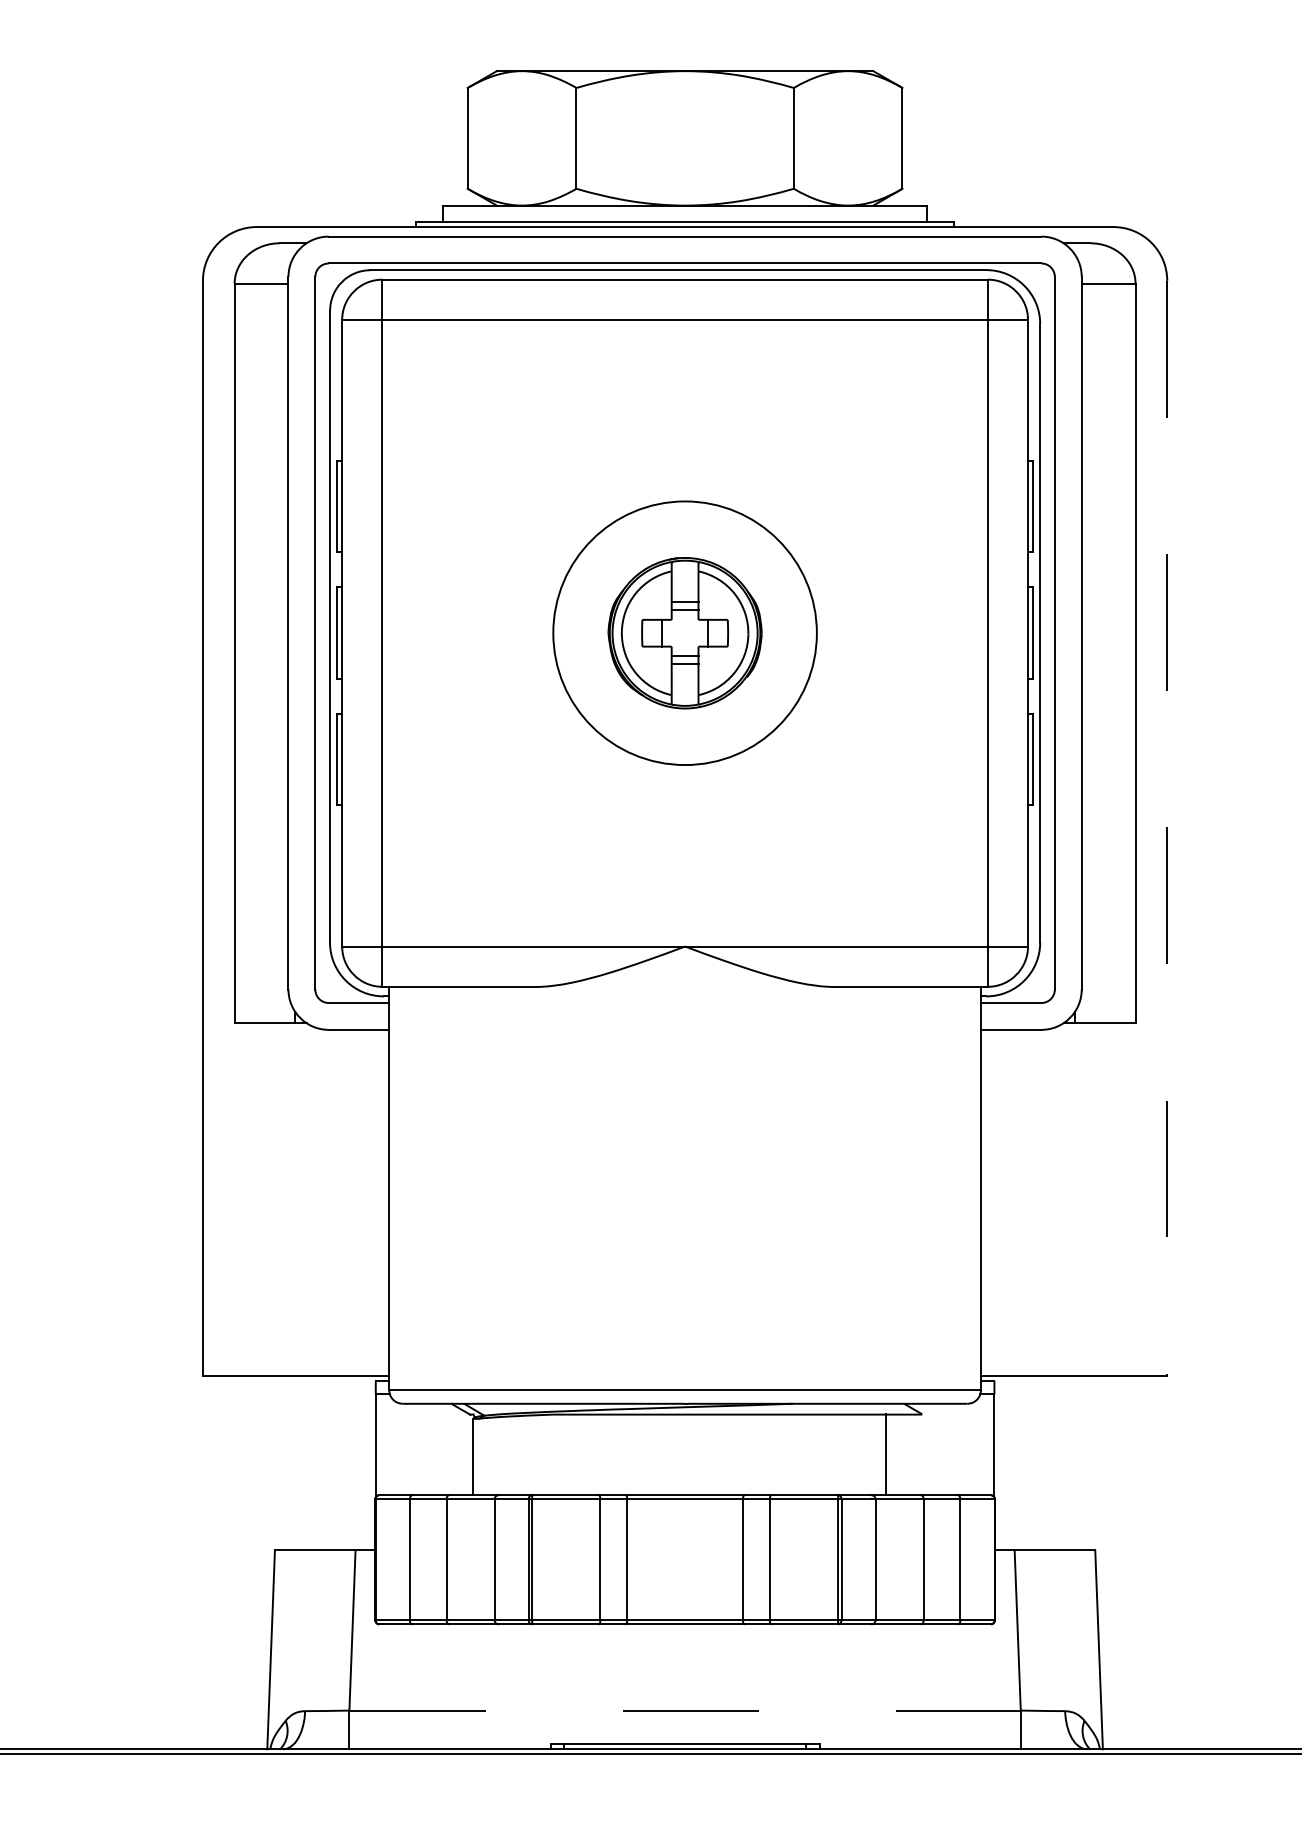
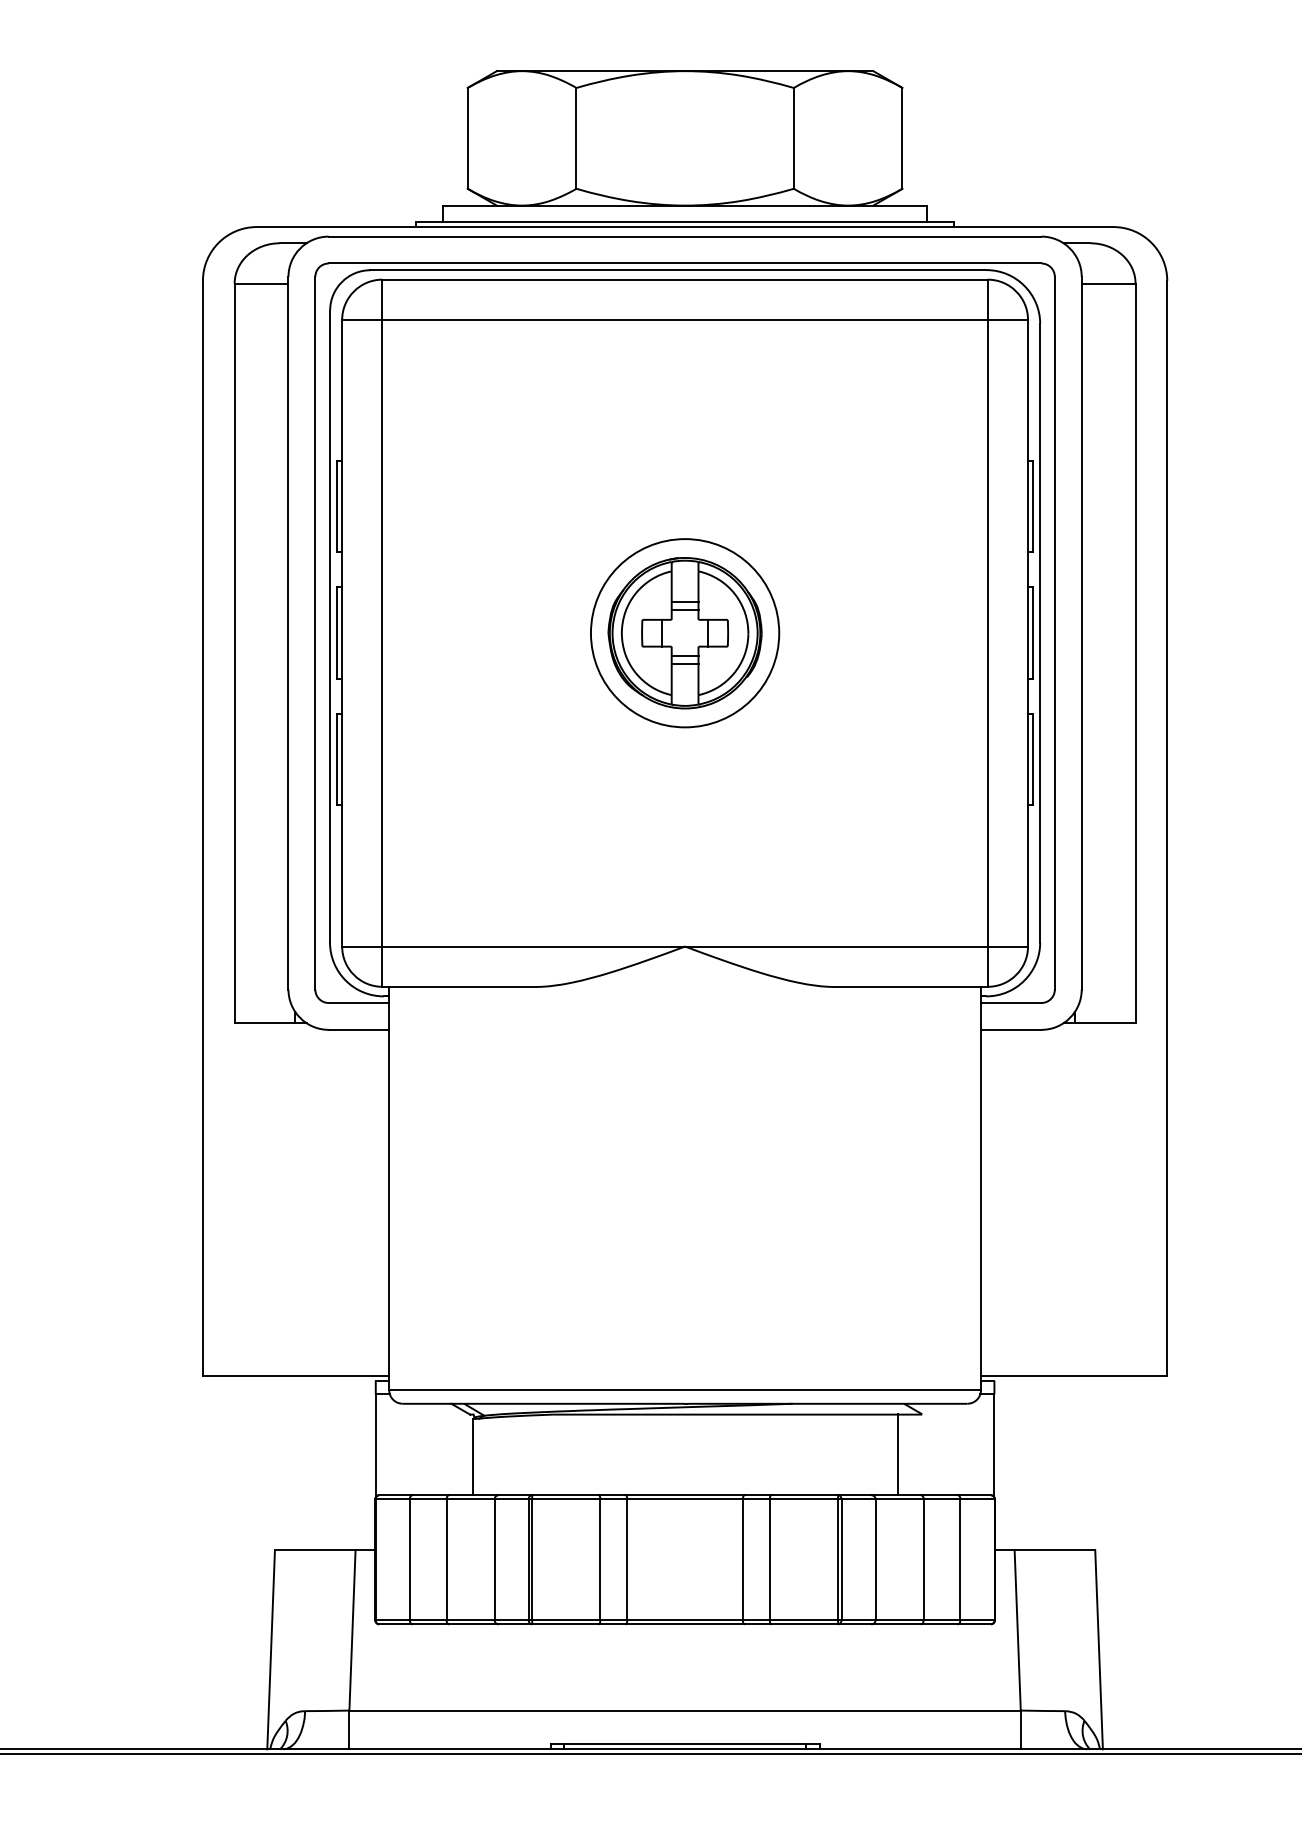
circle diameter: 264 px -> 188 px (684, 633)
line: dashed -> solid (1167, 828)
line position: (885, 1454) -> (897, 1454) (897, 1454)
line: dashed -> solid (685, 1710)
